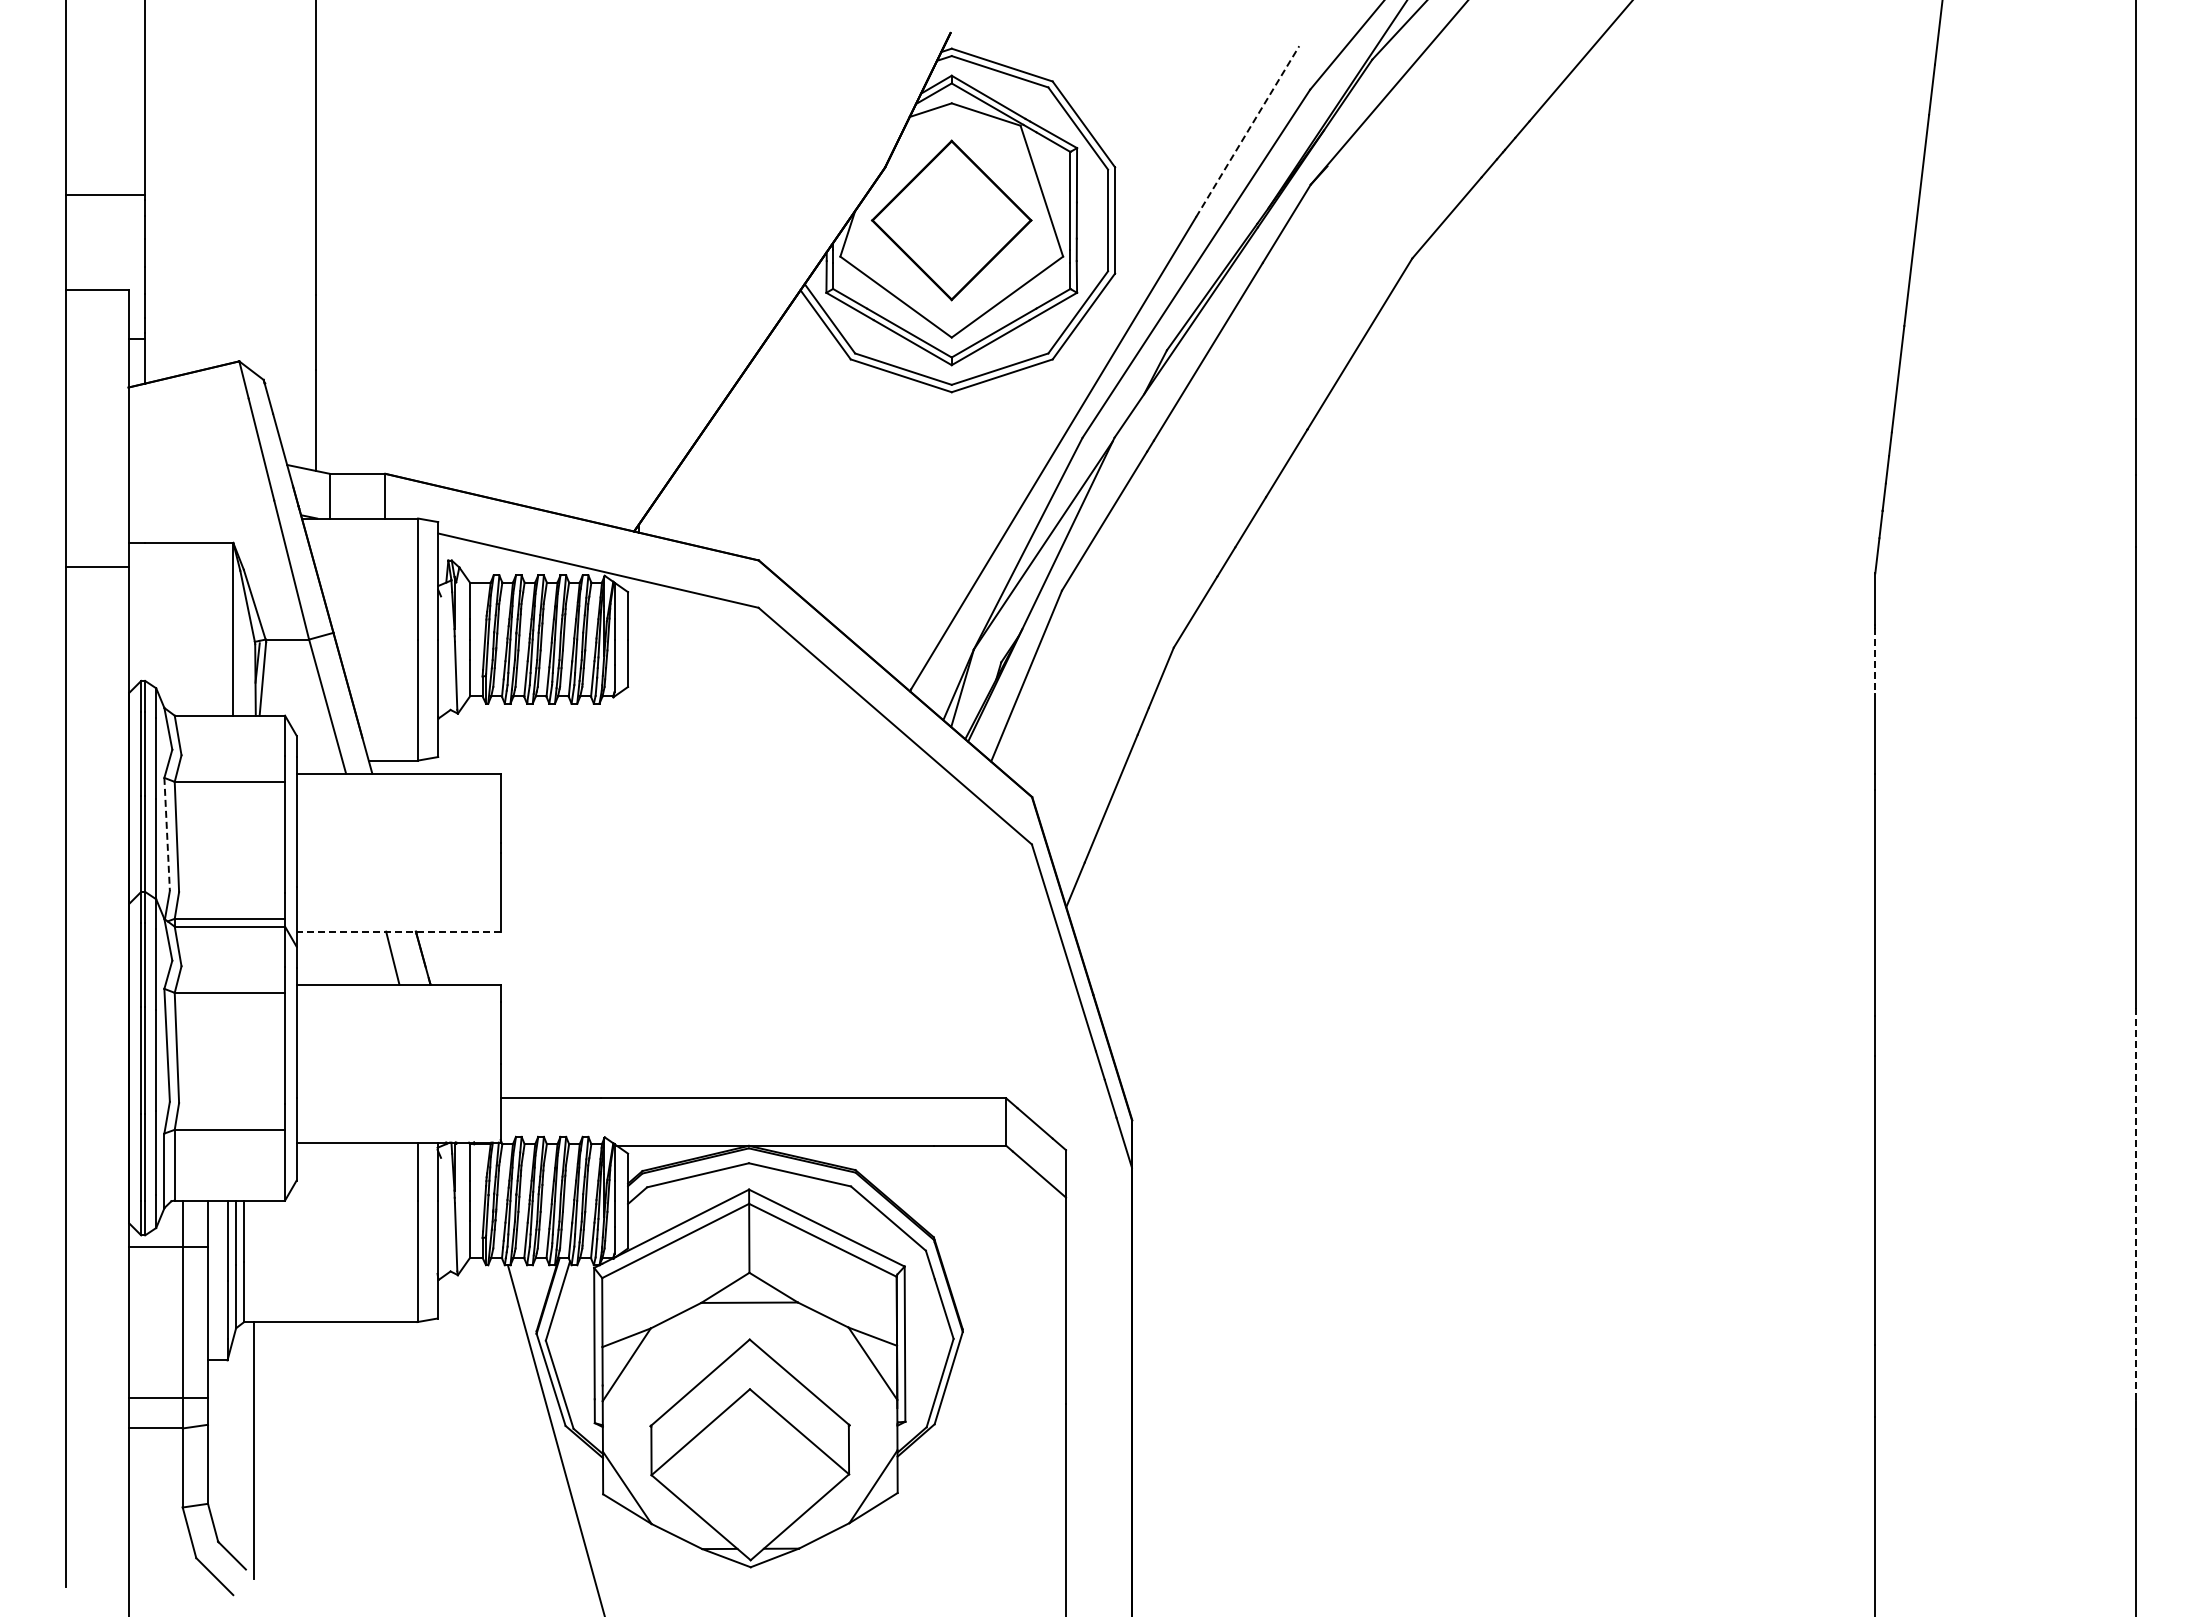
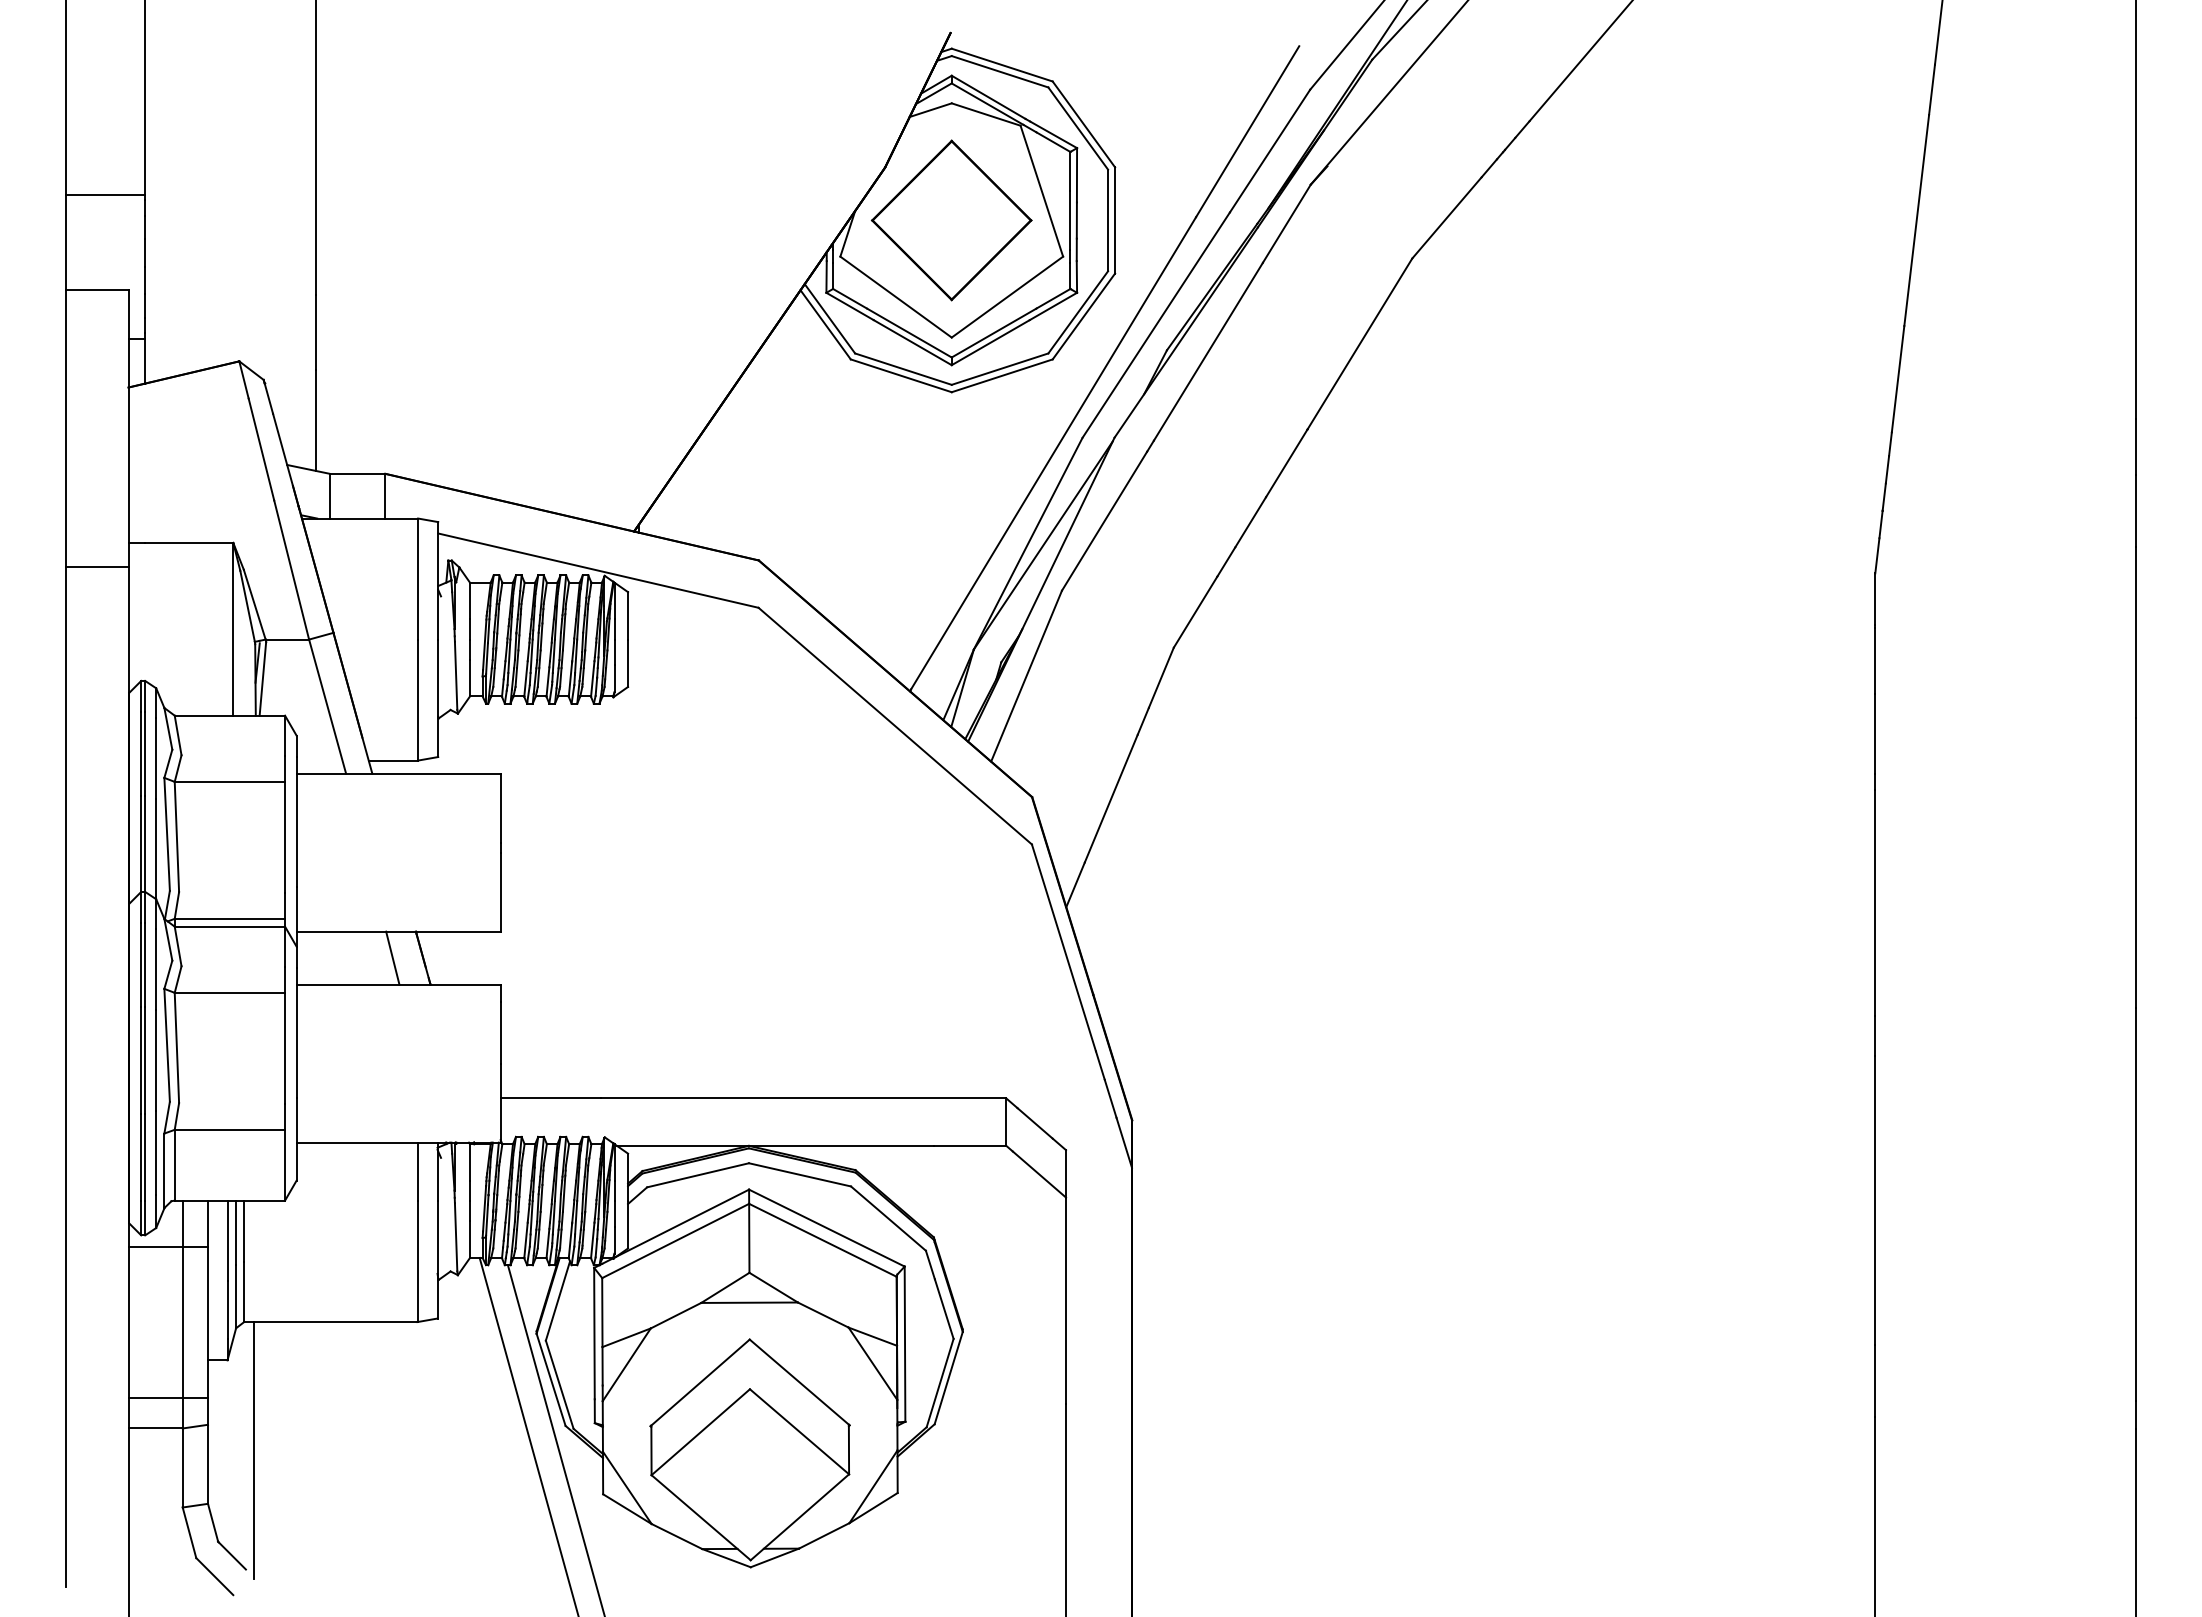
line: dashed -> solid (1247, 131)
line: dashed -> solid (1875, 661)
line: dashed -> solid (167, 834)
line: dashed -> solid (398, 931)
line: dashed -> solid (2135, 1205)
line: none -> present (528, 1435)
